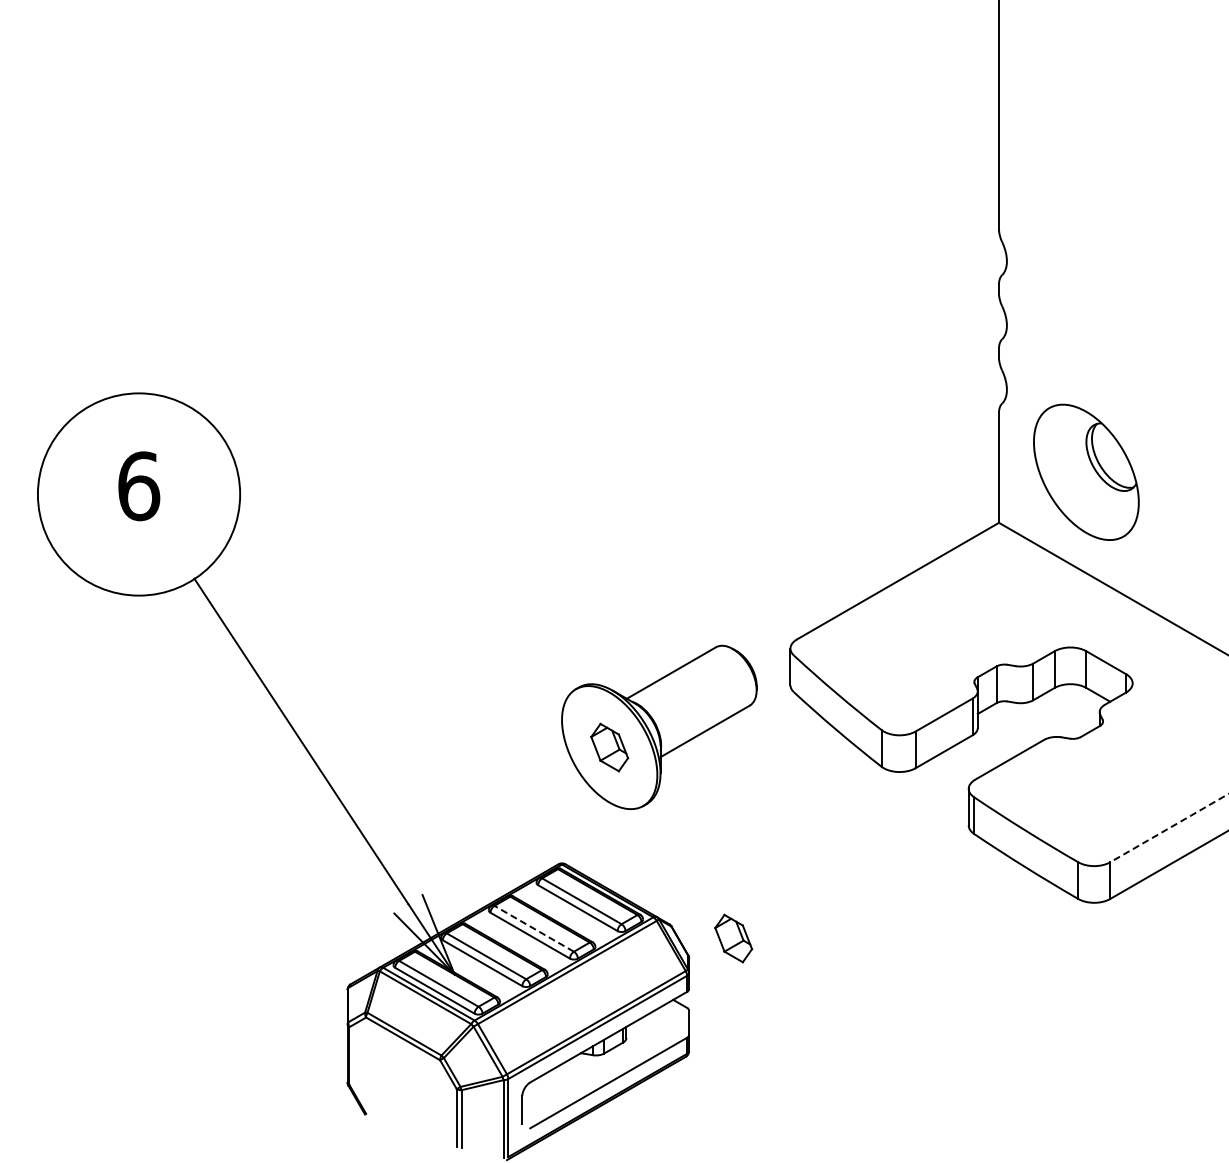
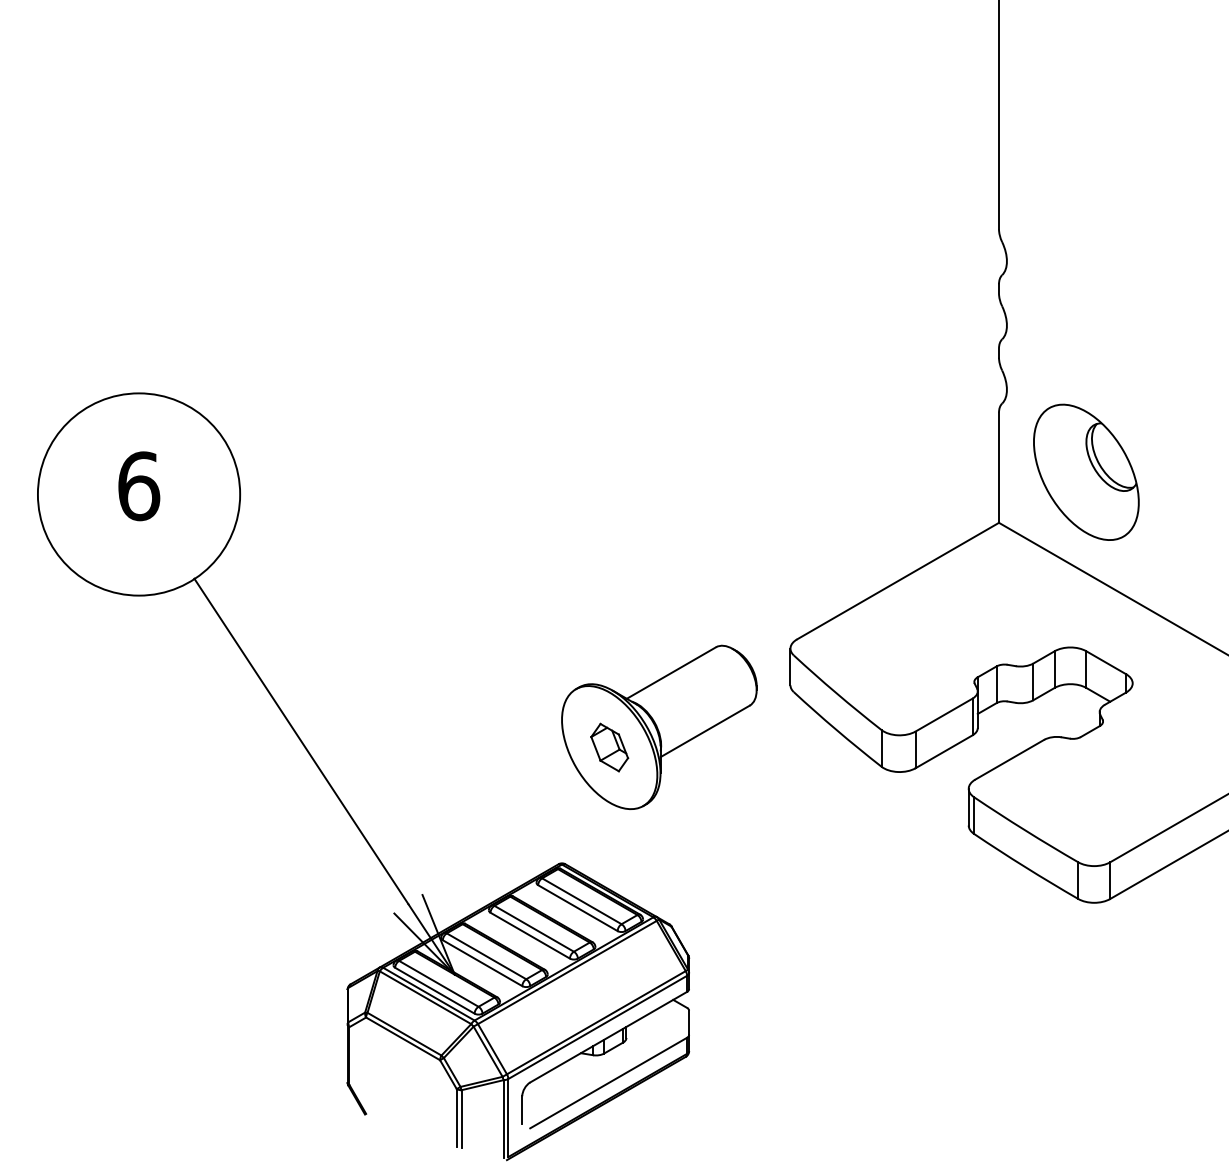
line: dashed -> solid (1168, 828)
line: dashed -> solid (534, 928)
part: present -> none (733, 938)
